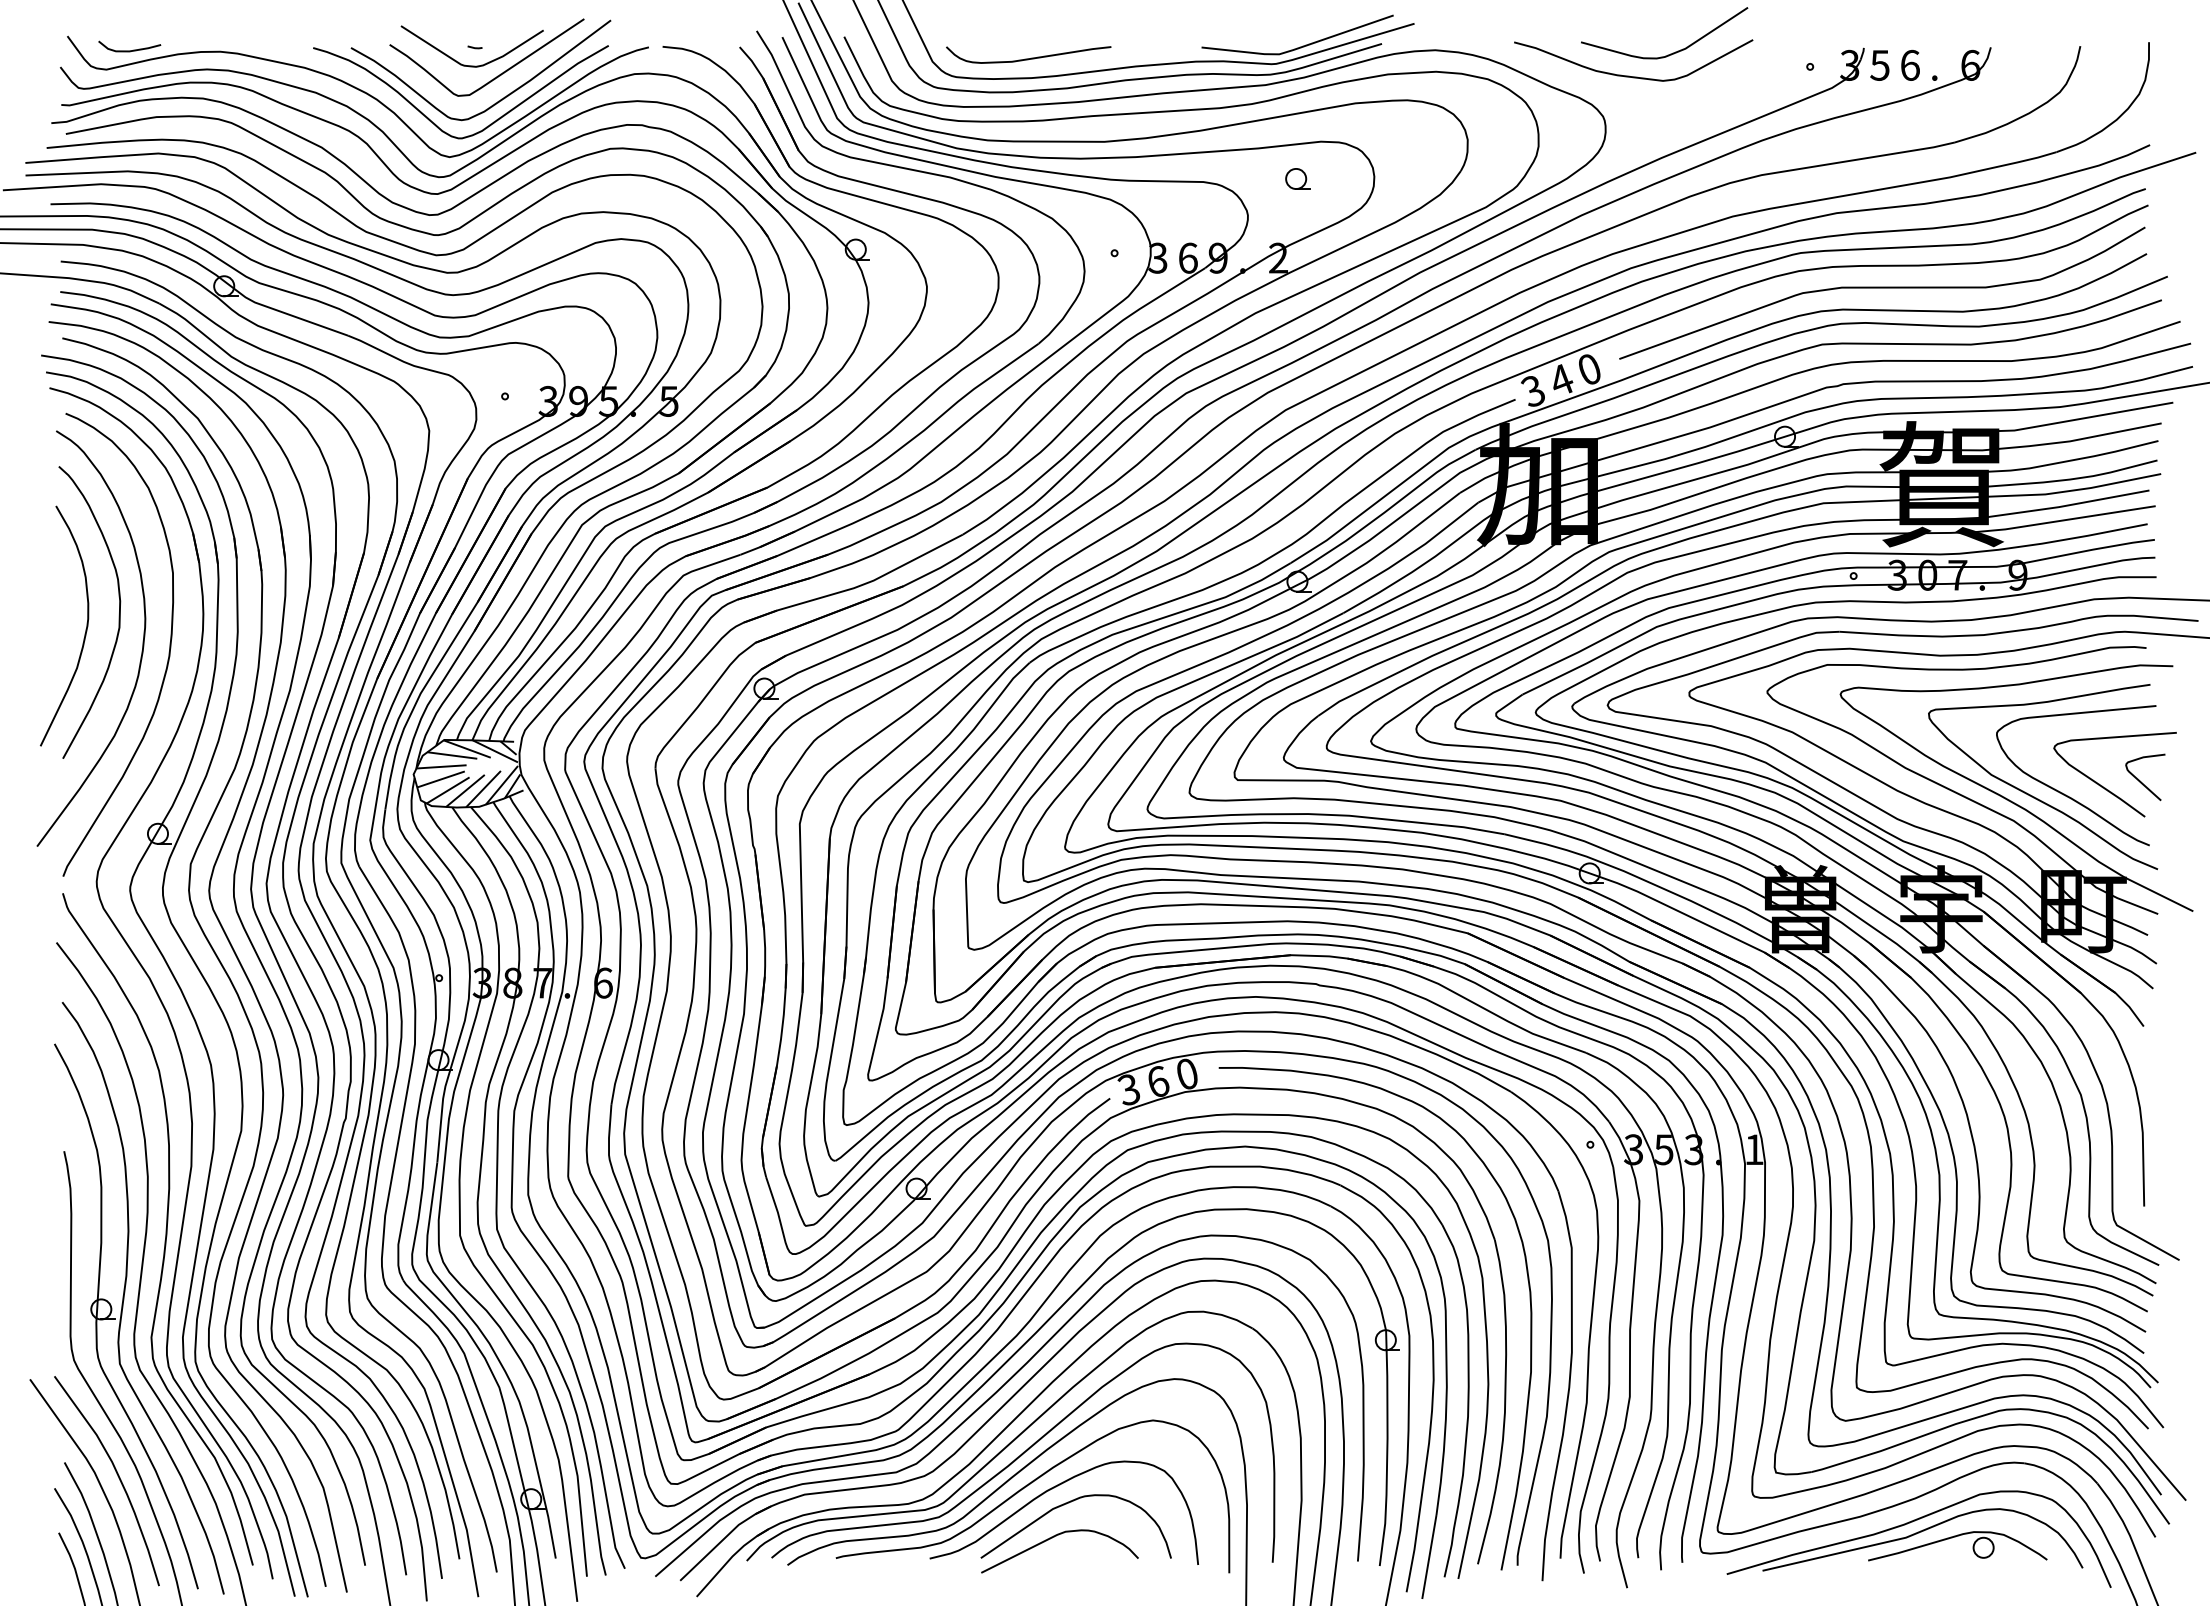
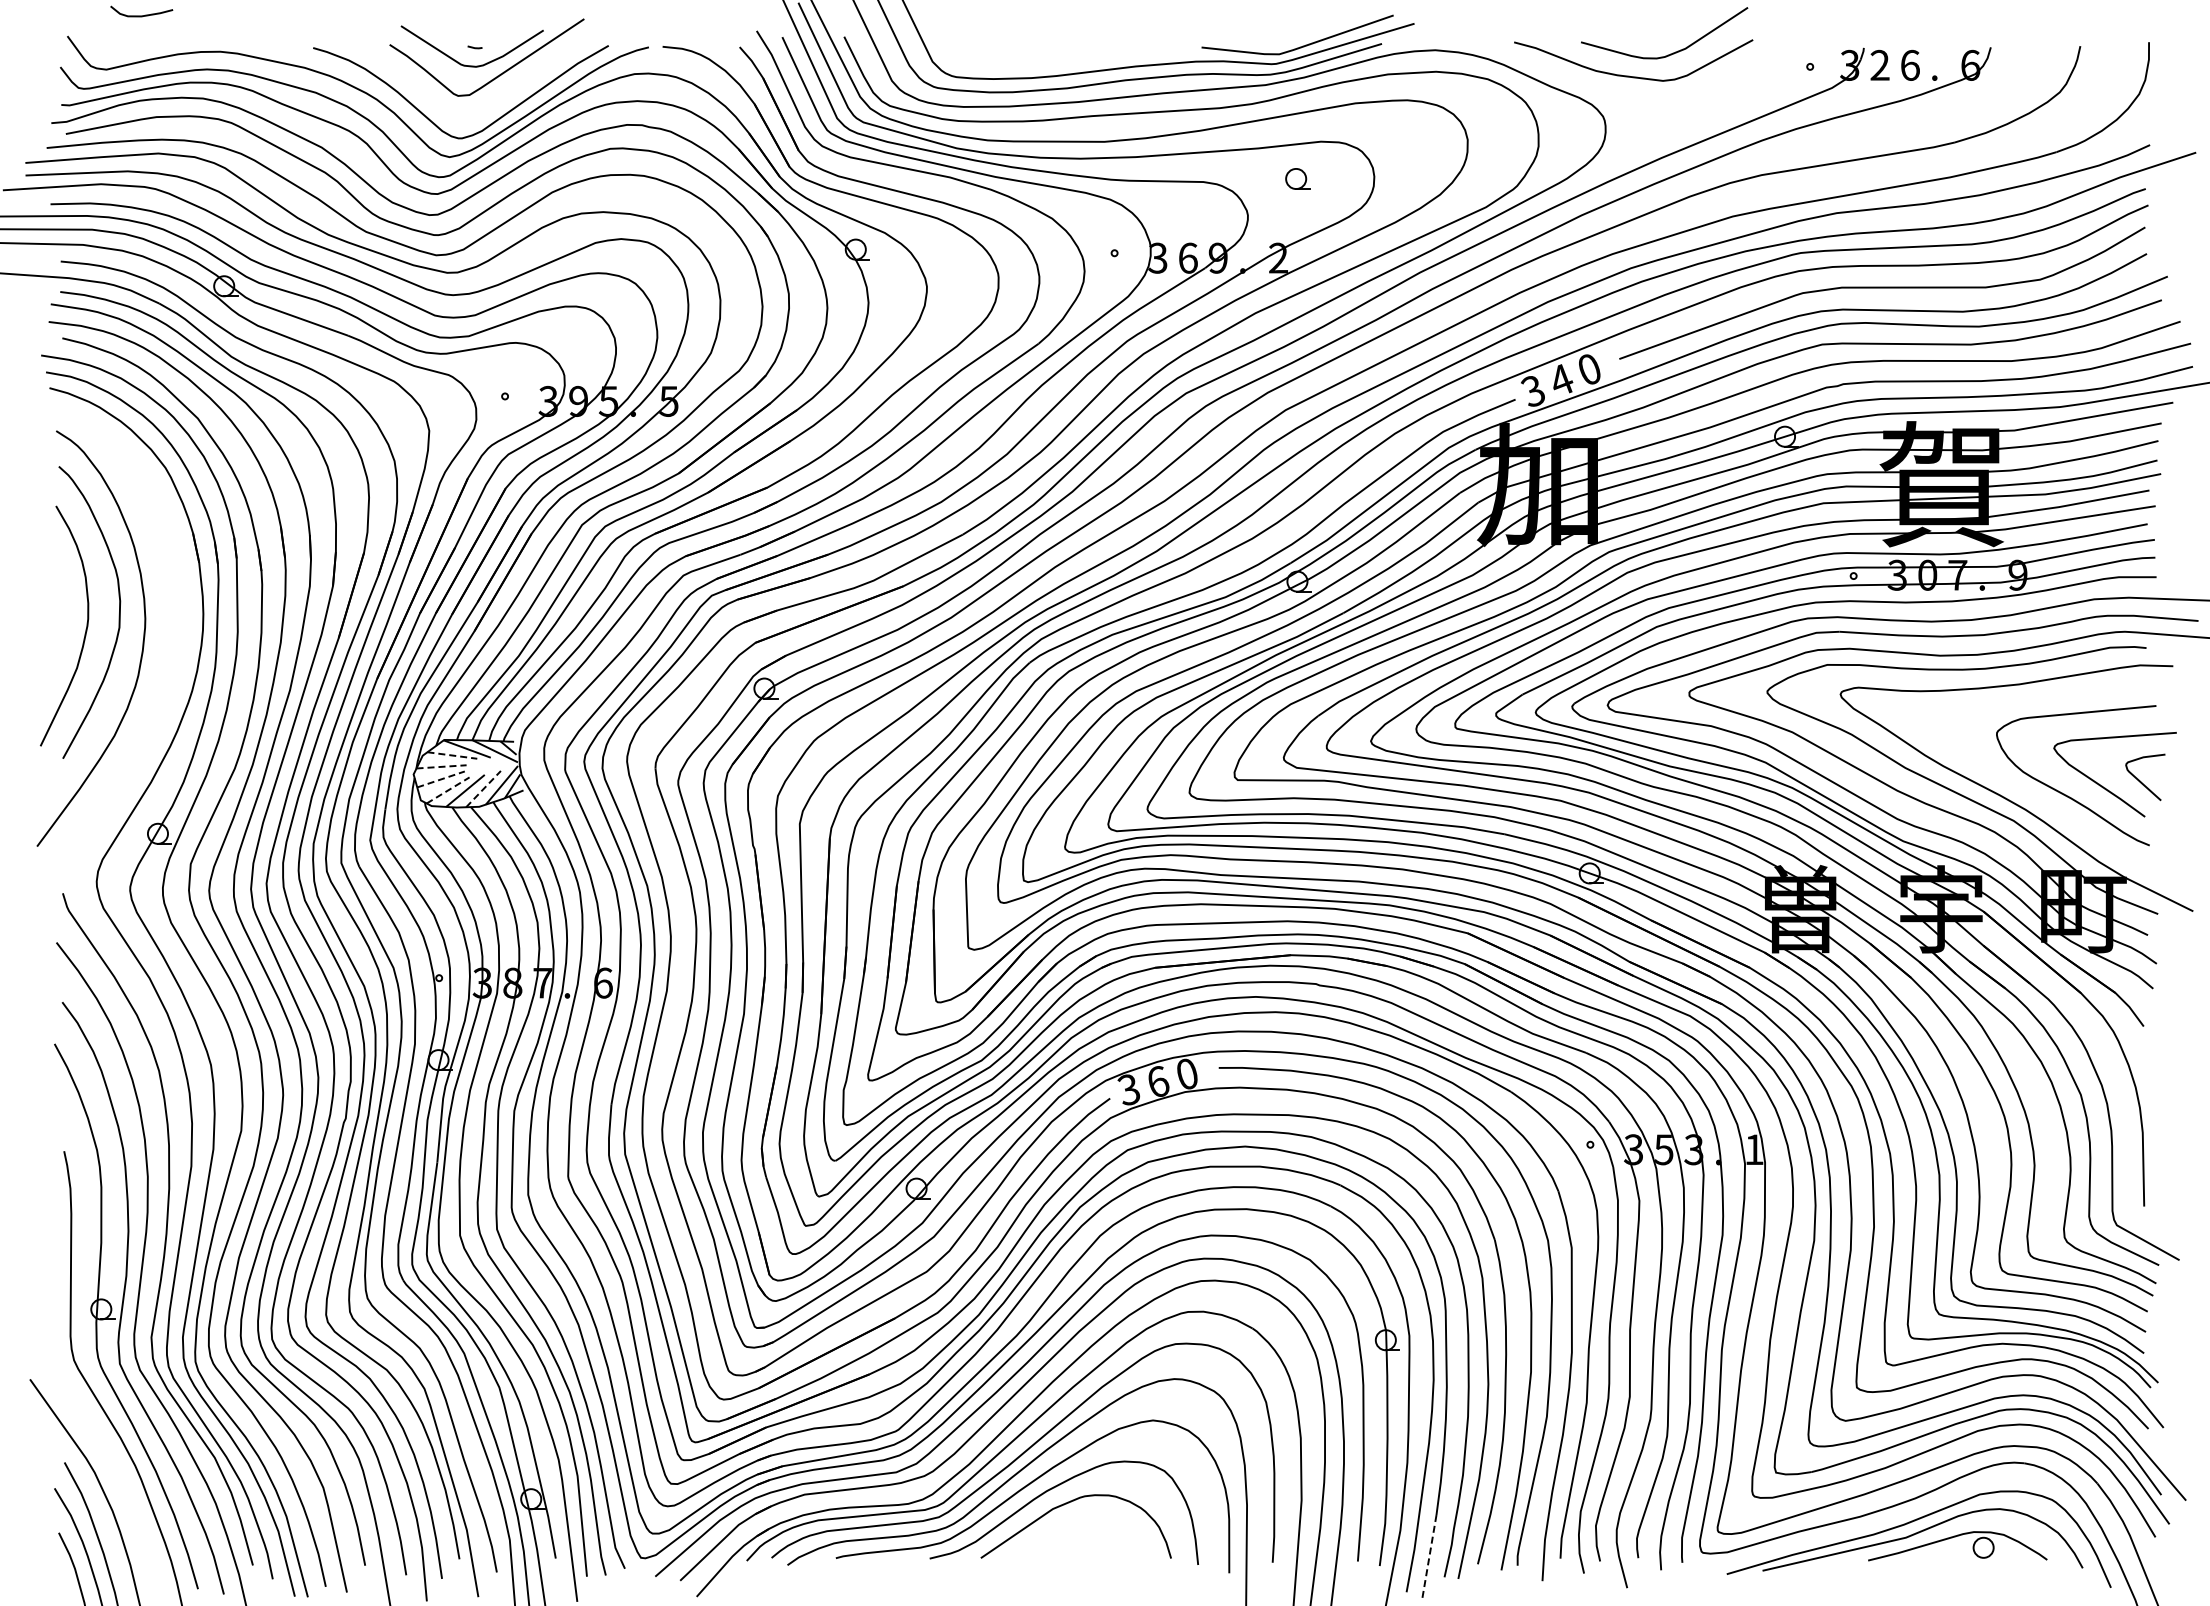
curve position: (129, 50) -> (141, 15) (141, 15)
curve: present -> none (1028, 58)
text: 5 -> 2 (1879, 64)
curve: present -> none (498, 100)
curve: present -> none (168, 652)
line: solid -> dashed (452, 755)
line: solid -> dashed (442, 766)
line: solid -> dashed (441, 779)
line: solid -> dashed (483, 788)
line: solid -> dashed (448, 790)
curve: present -> none (2034, 796)
curve: present -> none (117, 1476)
curve: present -> none (1052, 1538)
line: solid -> dashed (1429, 1557)
